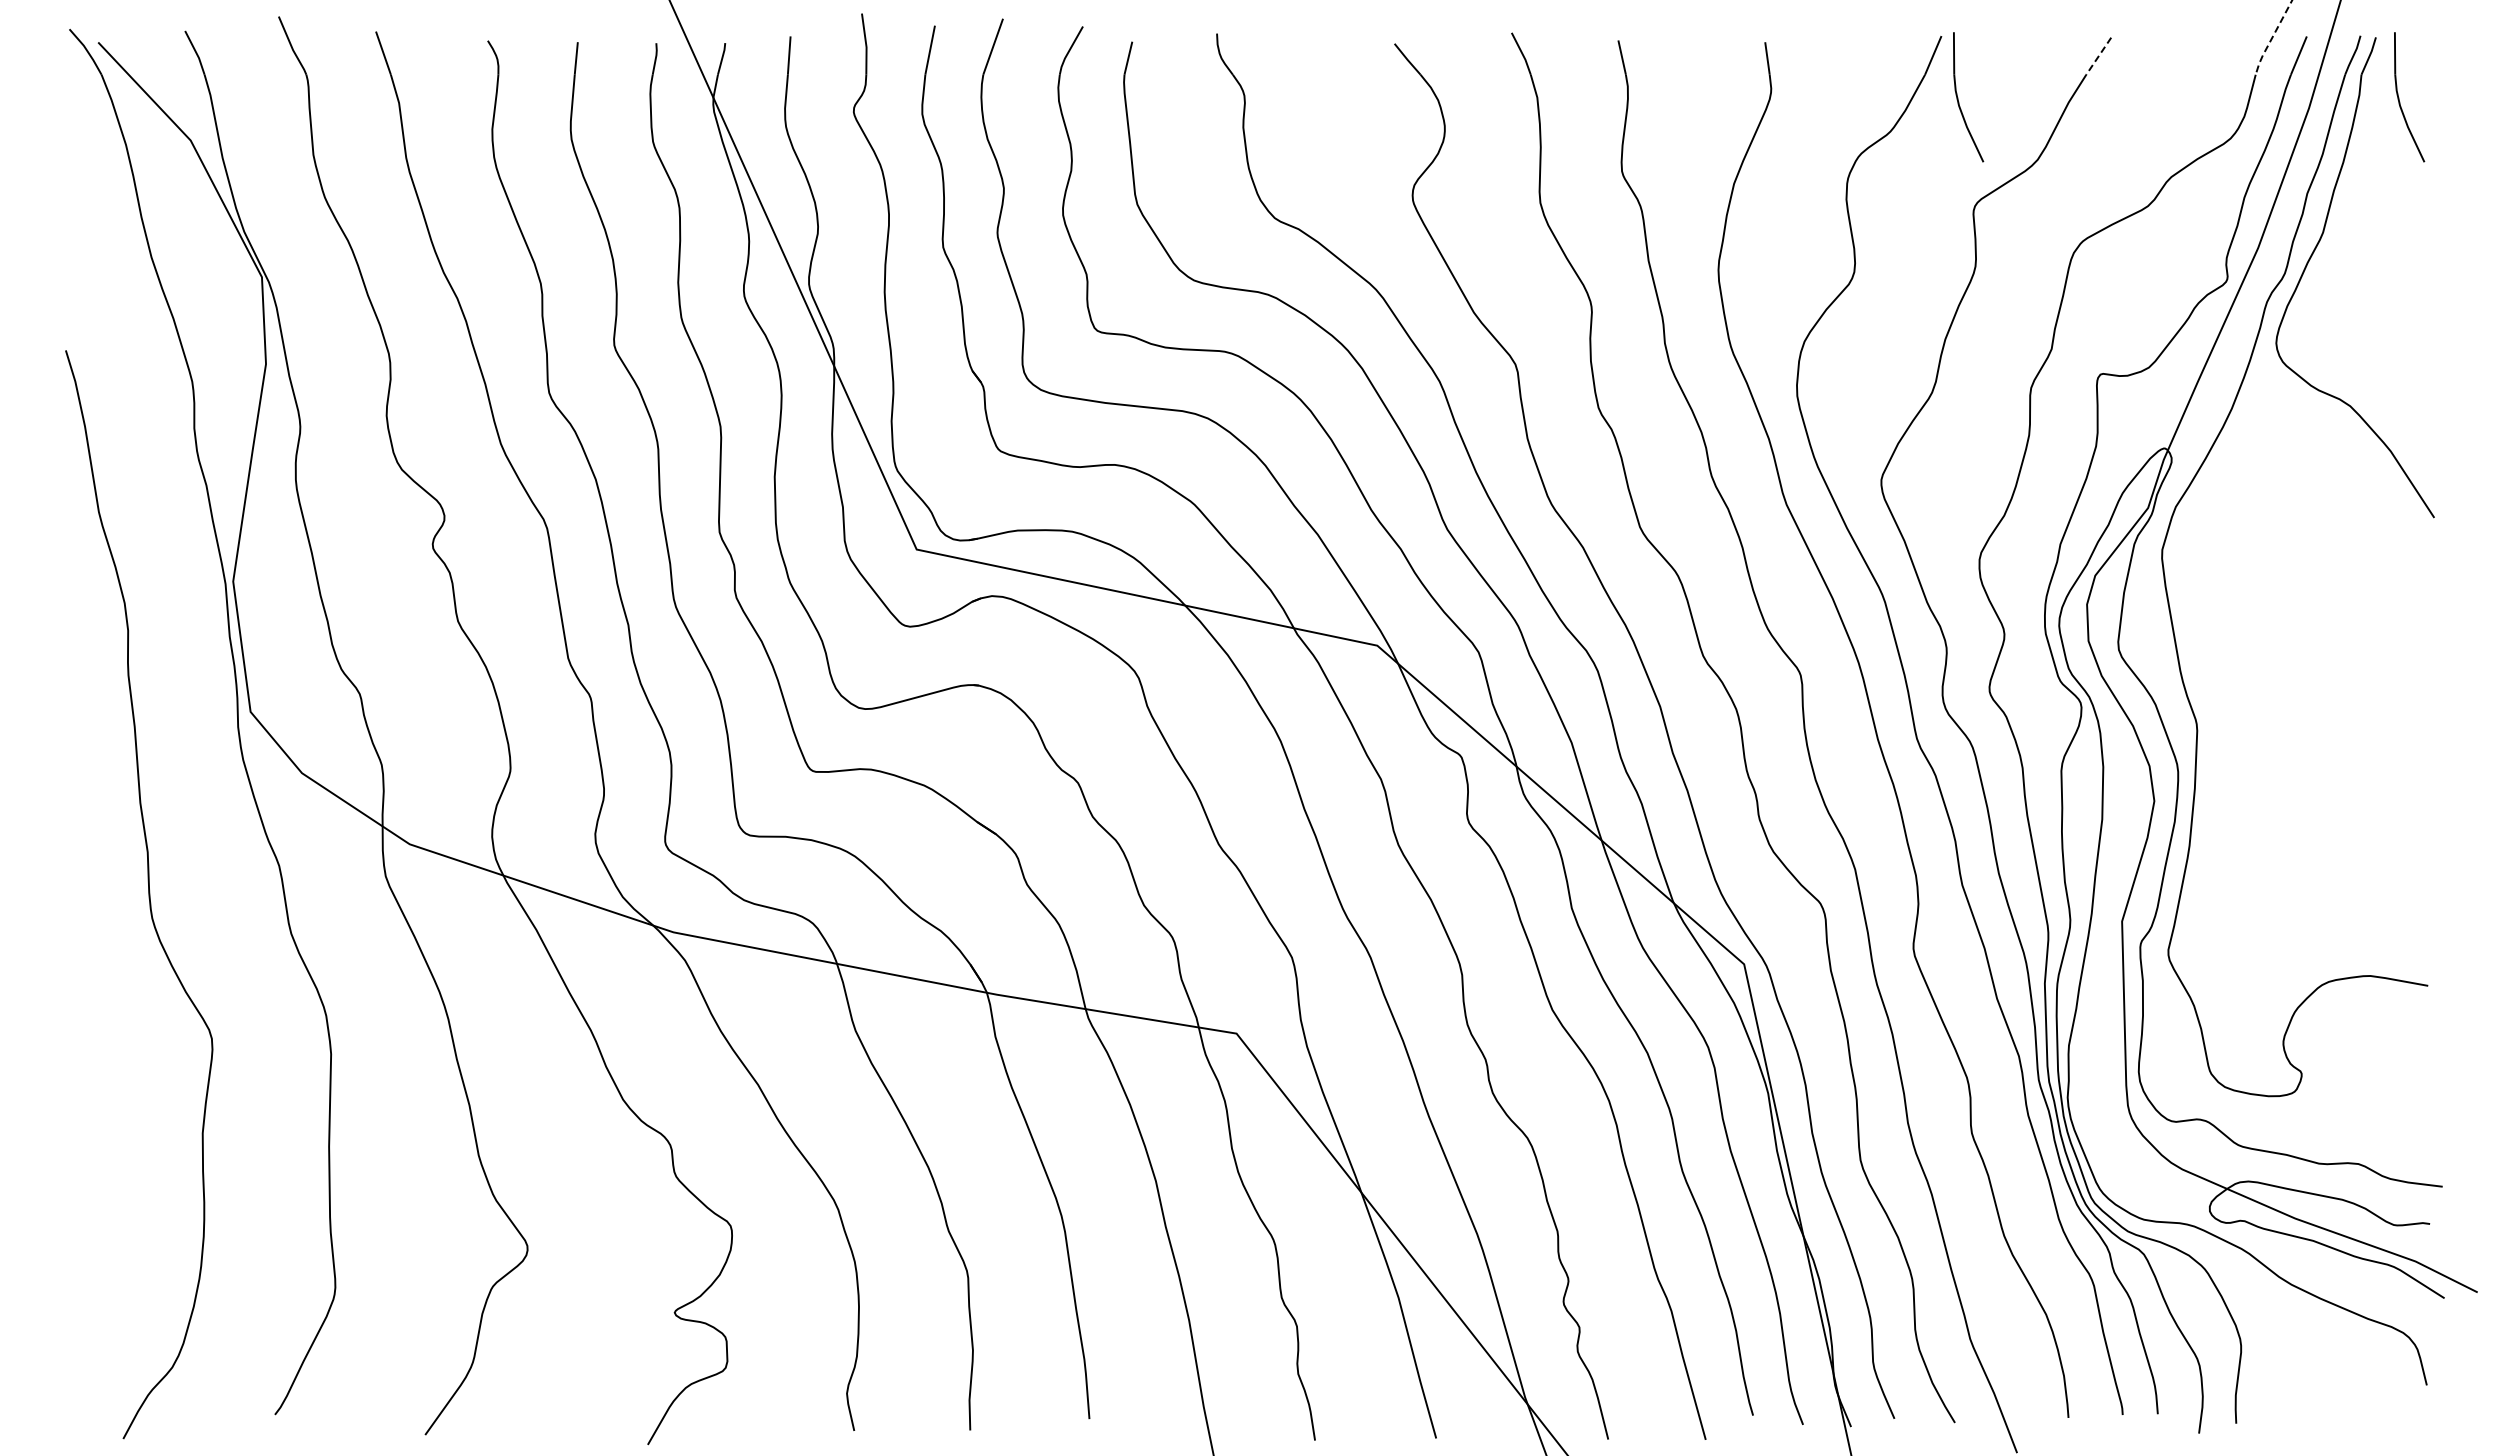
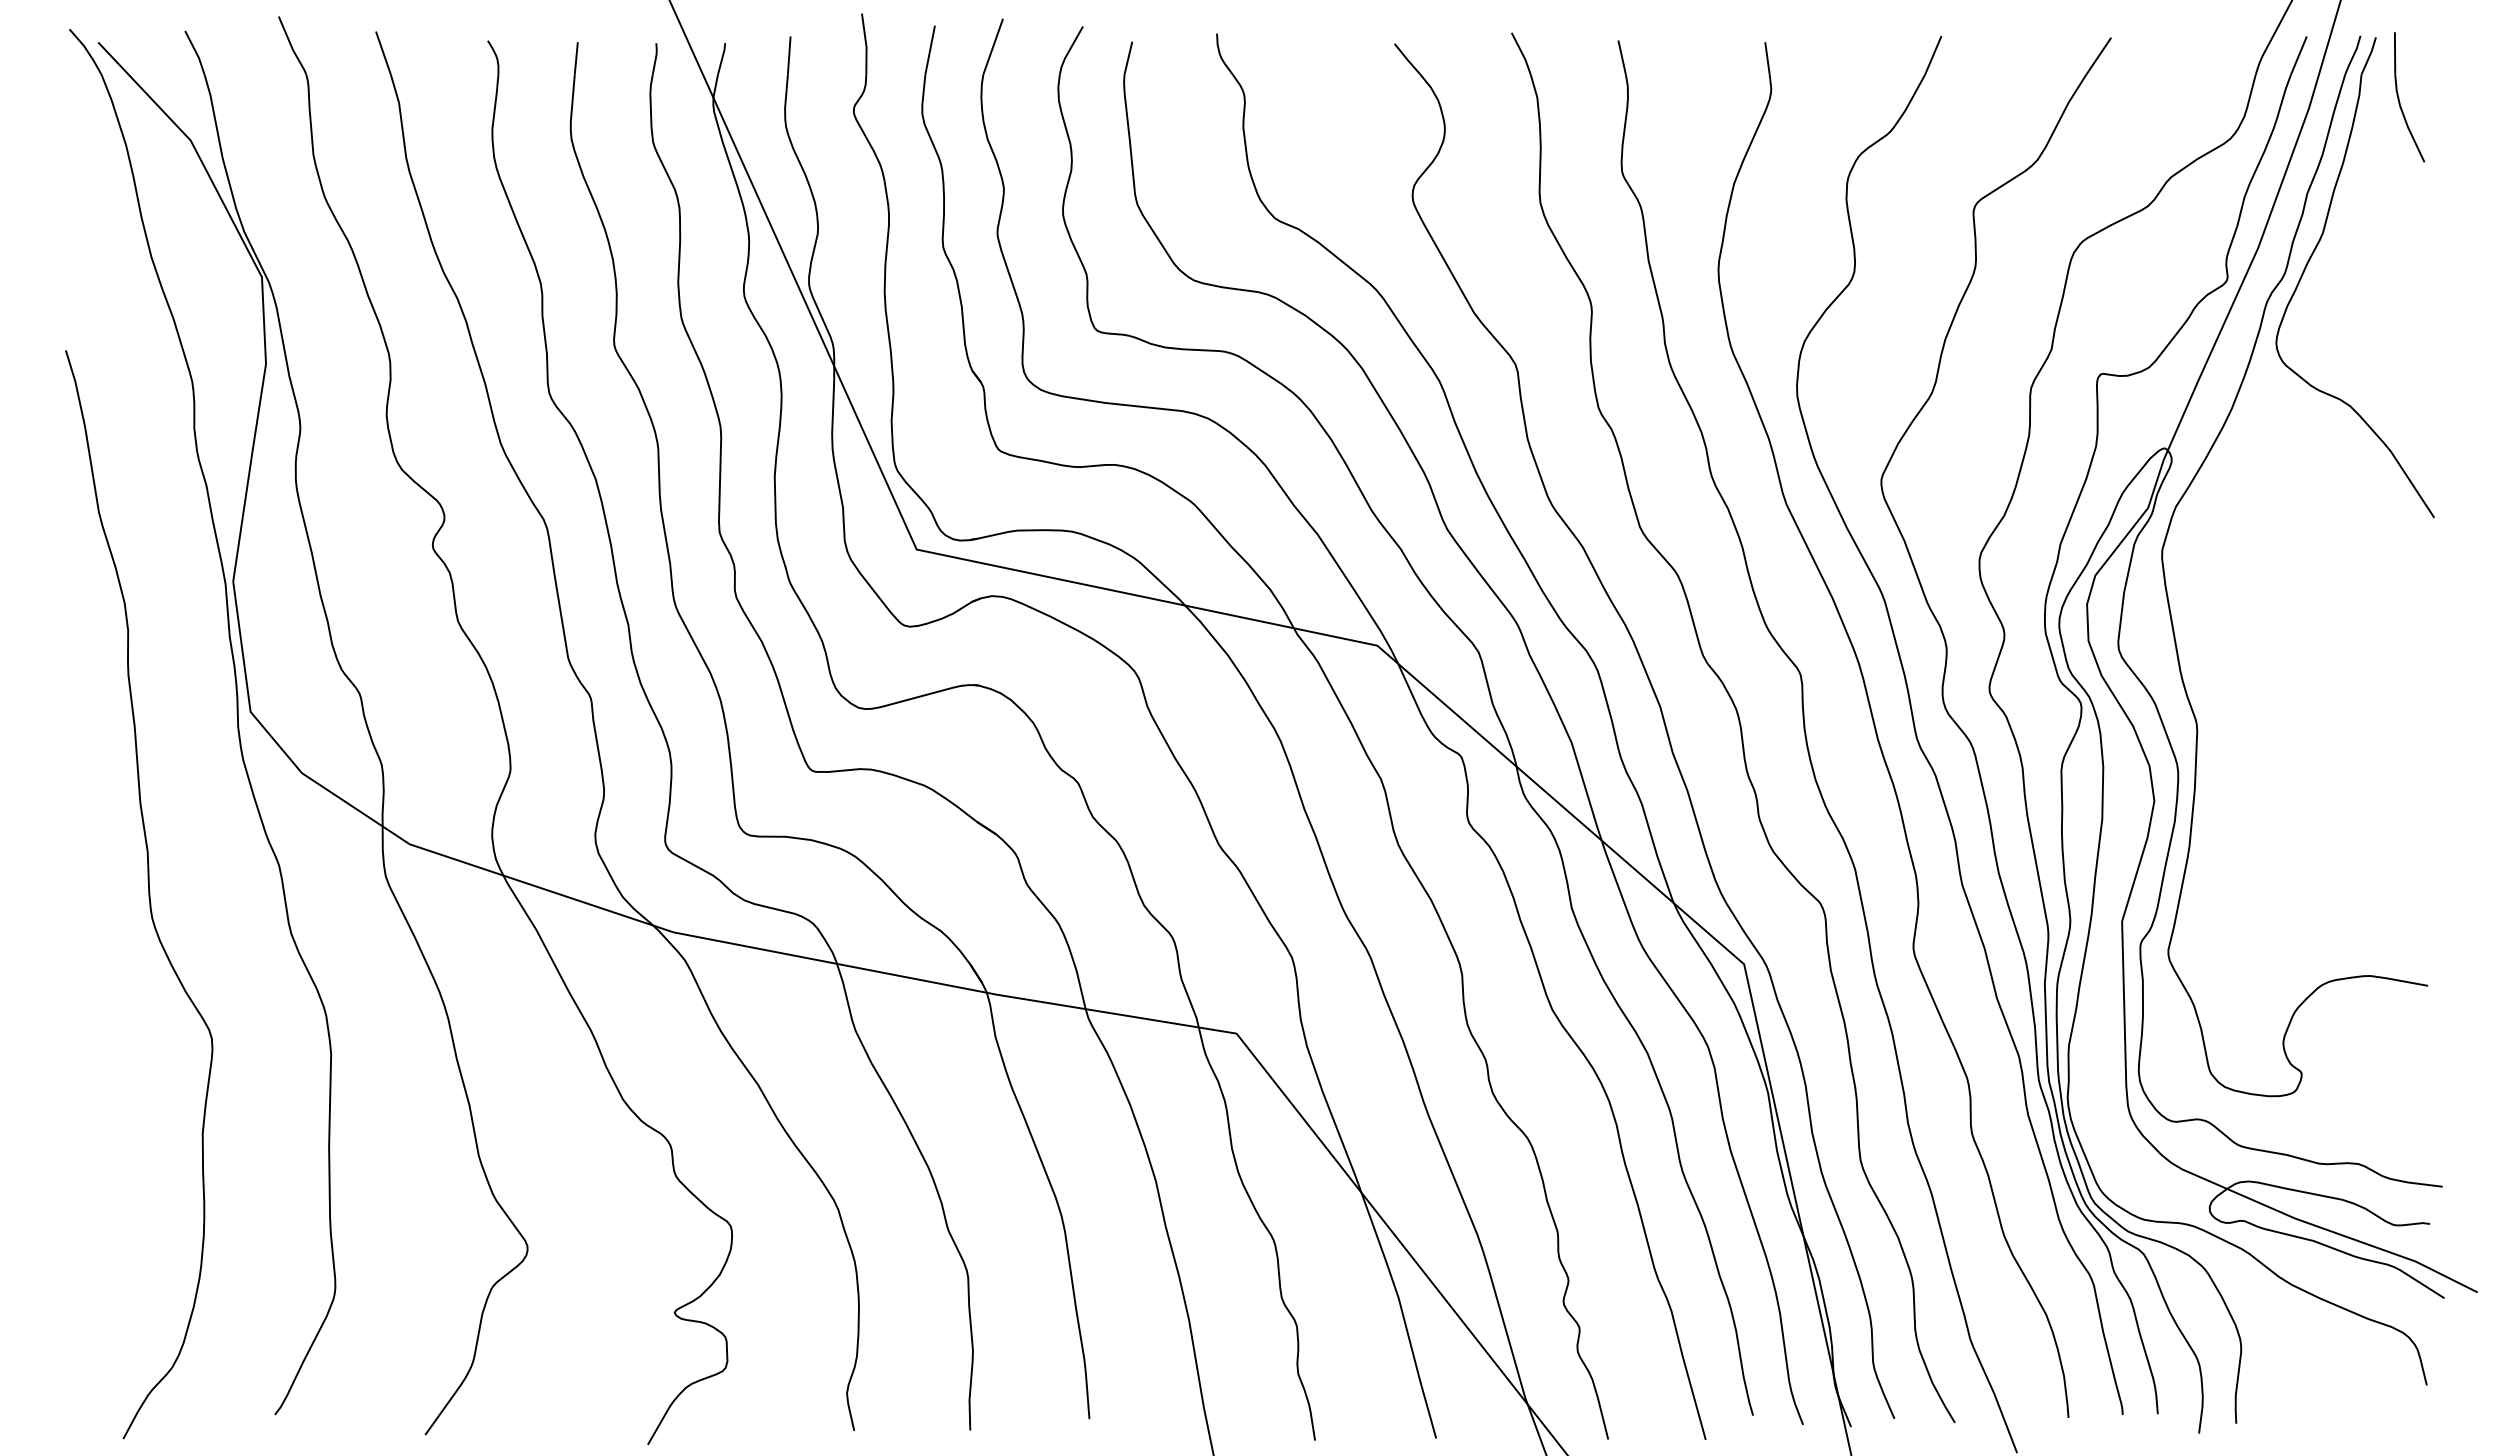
line: dashed -> solid (2271, 39)
line: dashed -> solid (2098, 56)
part: present -> none (1958, 97)
